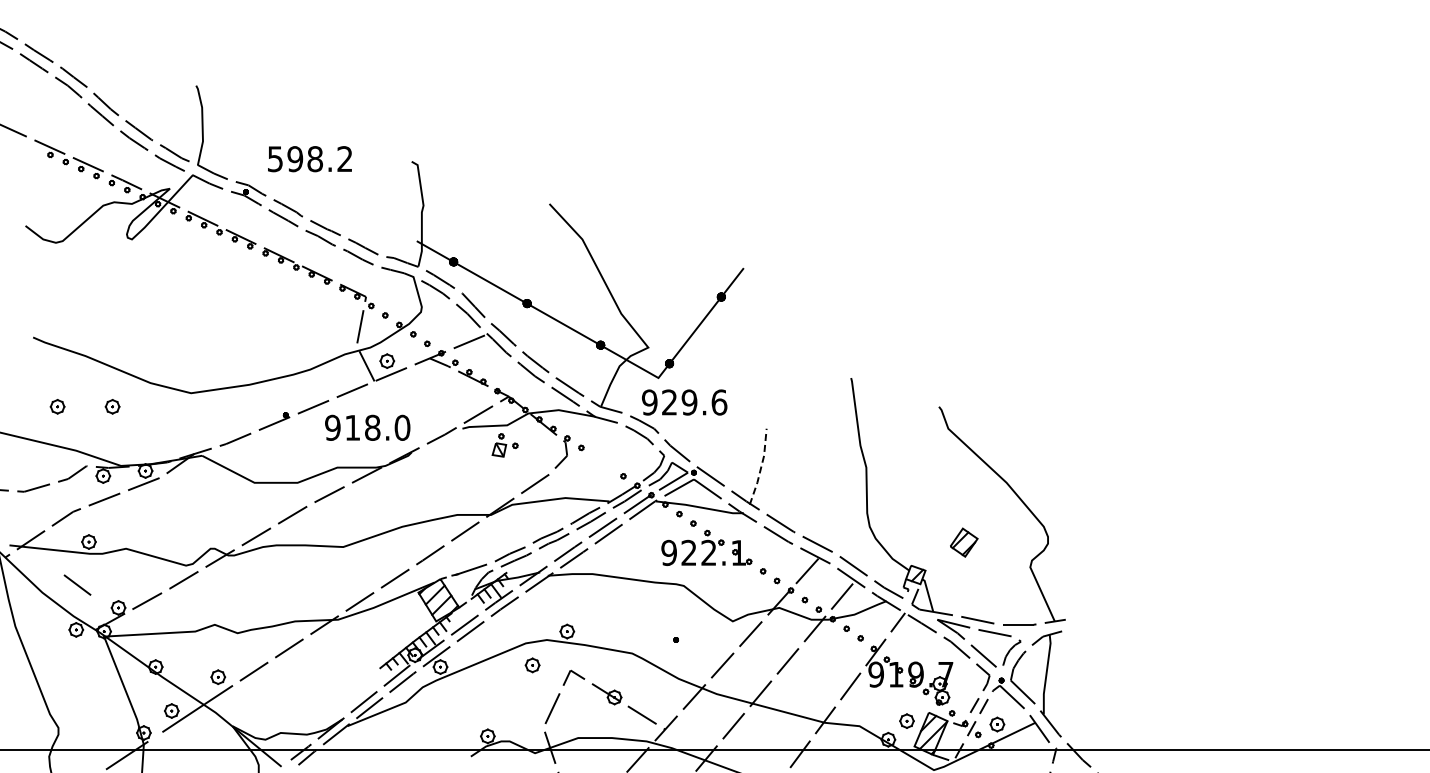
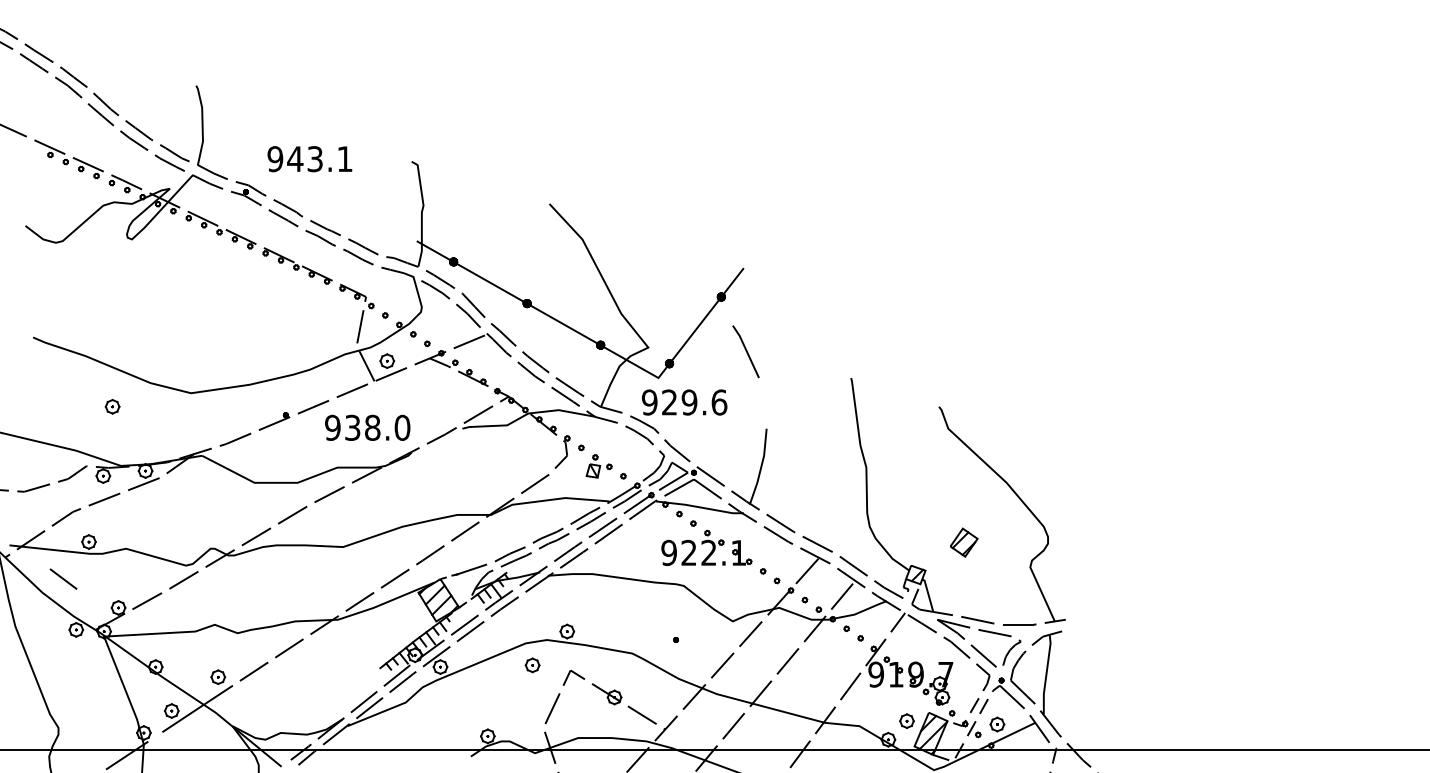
text: 598.2 -> 943.1 (309, 159)
line: none -> present (745, 351)
part: present -> none (57, 406)
text: 918.0 -> 938.0 (352, 427)
part position: (504, 445) -> (598, 466) (598, 466)
line: dashed -> solid (761, 467)
line position: (77, 584) -> (63, 578) (63, 578)
